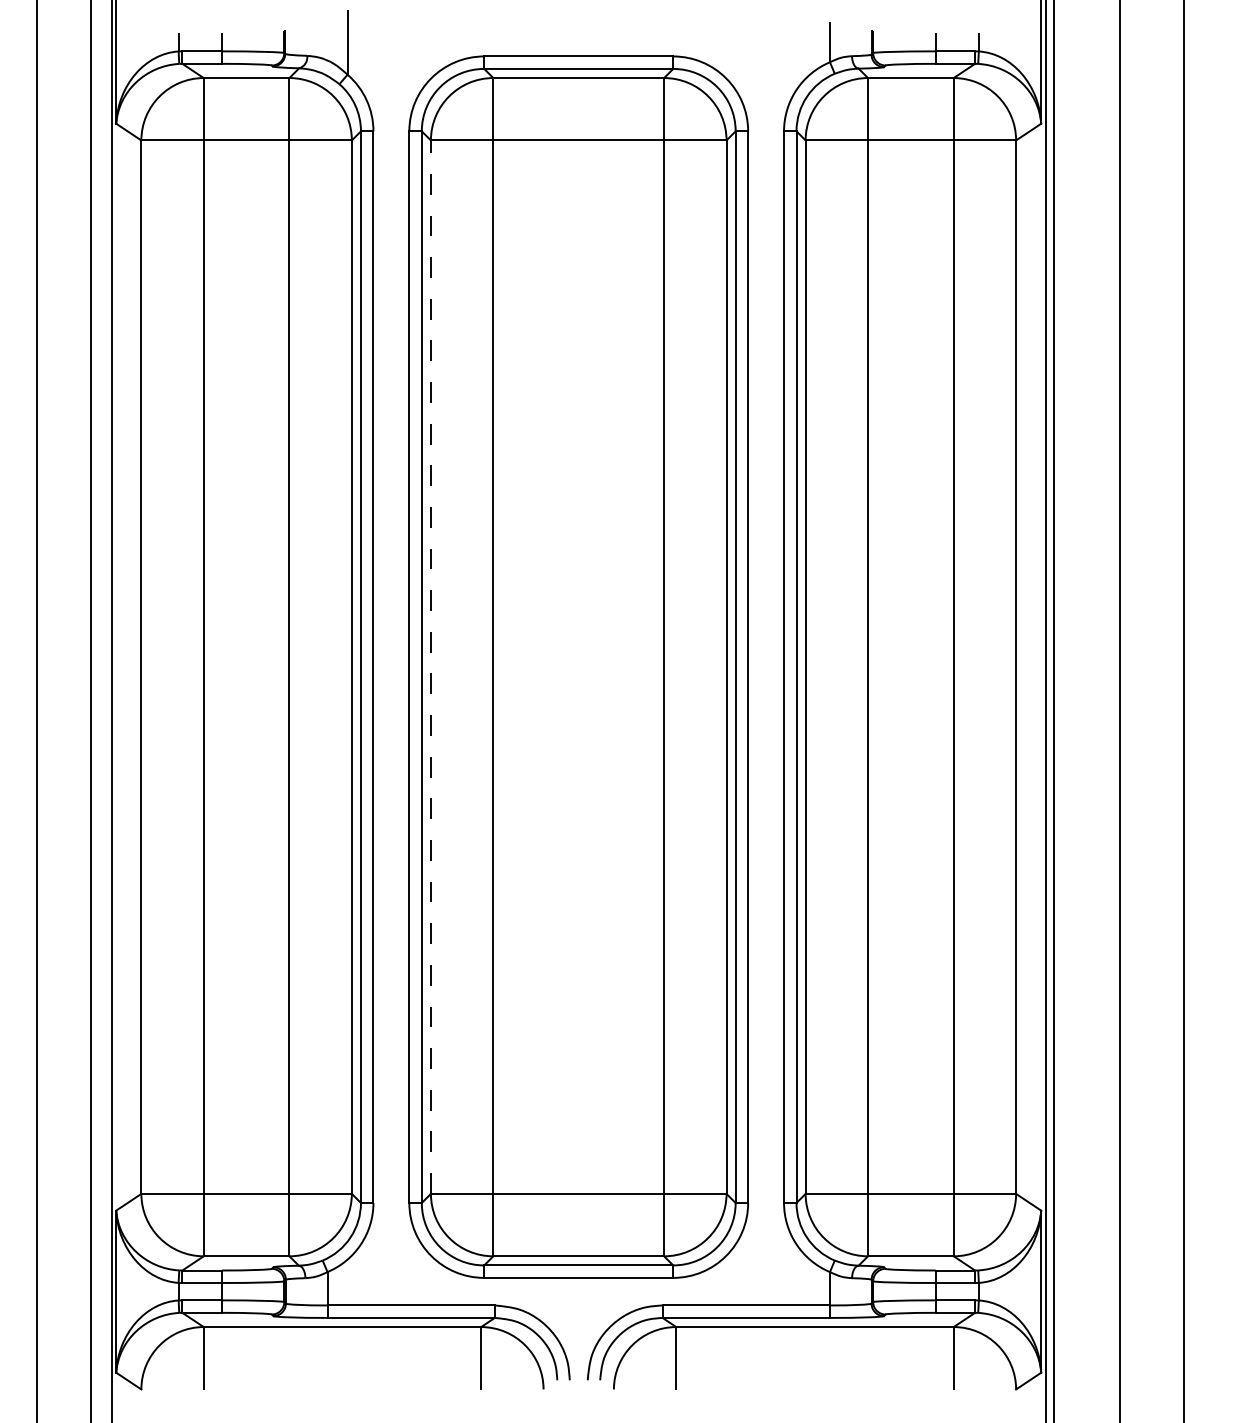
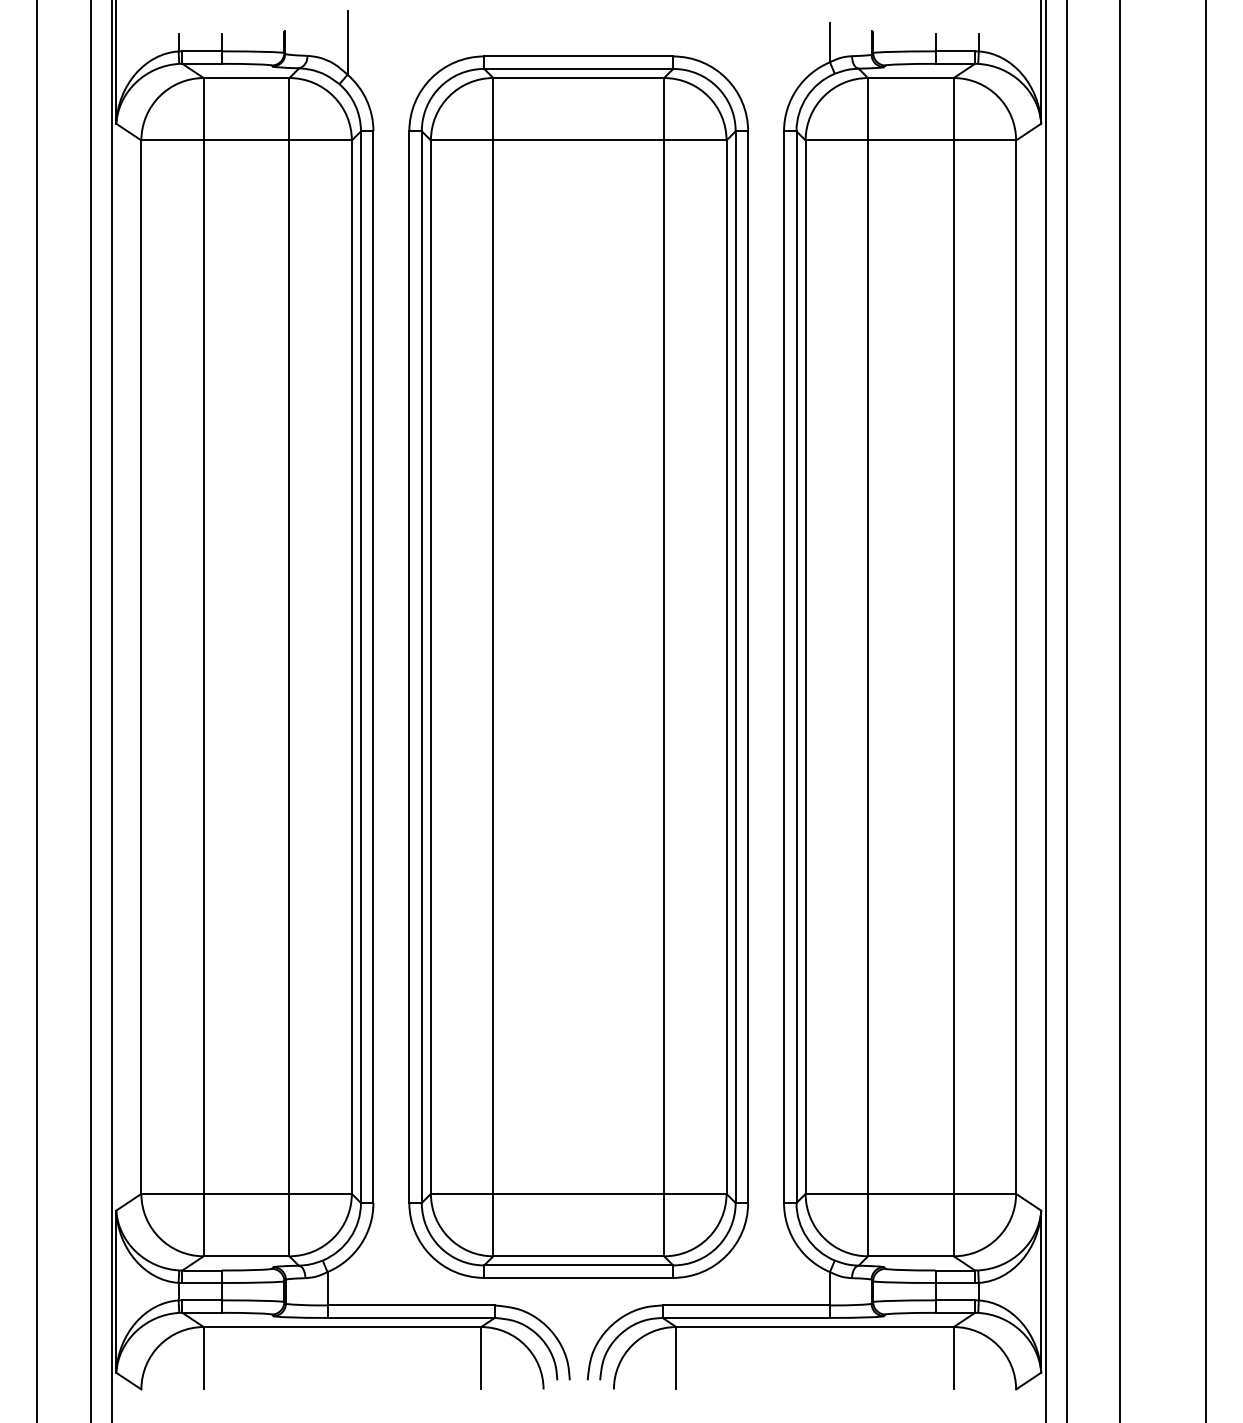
line: dashed -> solid (430, 667)
line position: (1053, 710) -> (1066, 710) (1066, 710)
line position: (1183, 710) -> (1205, 710) (1205, 710)
